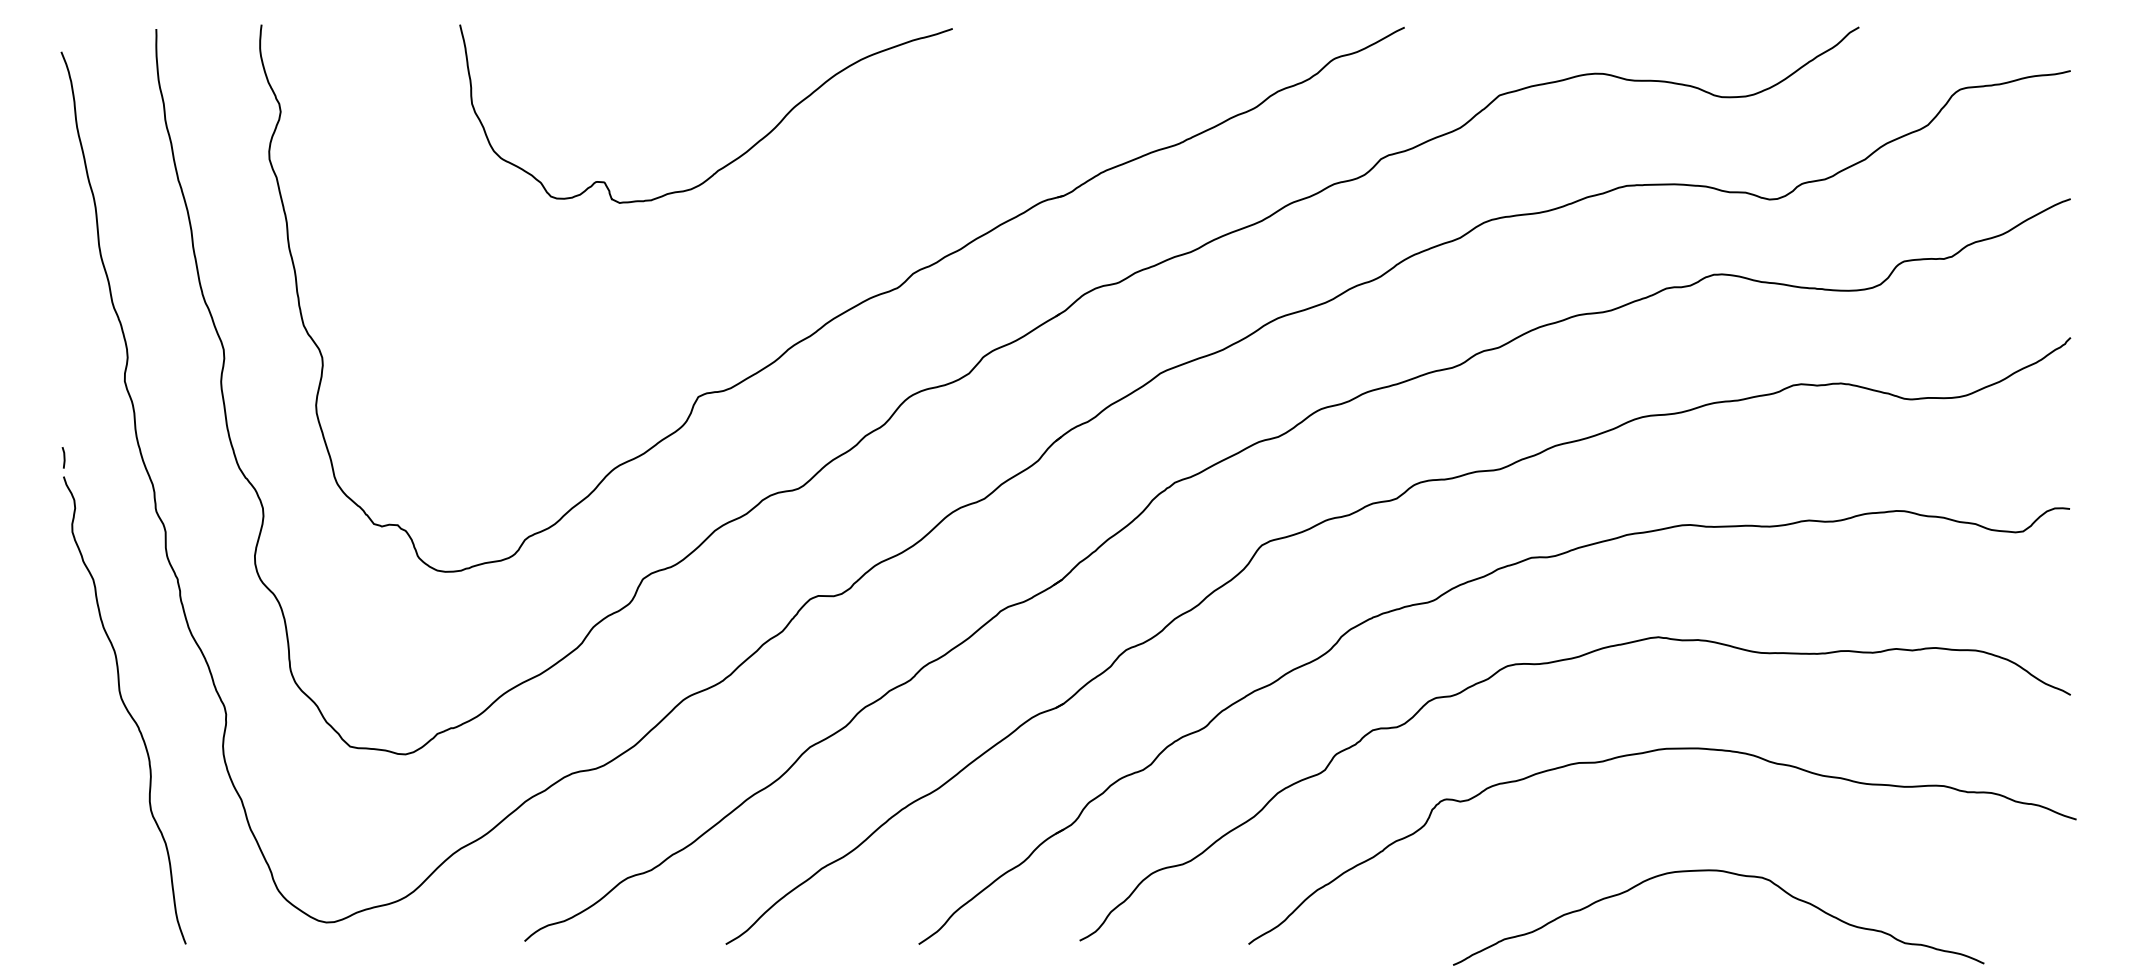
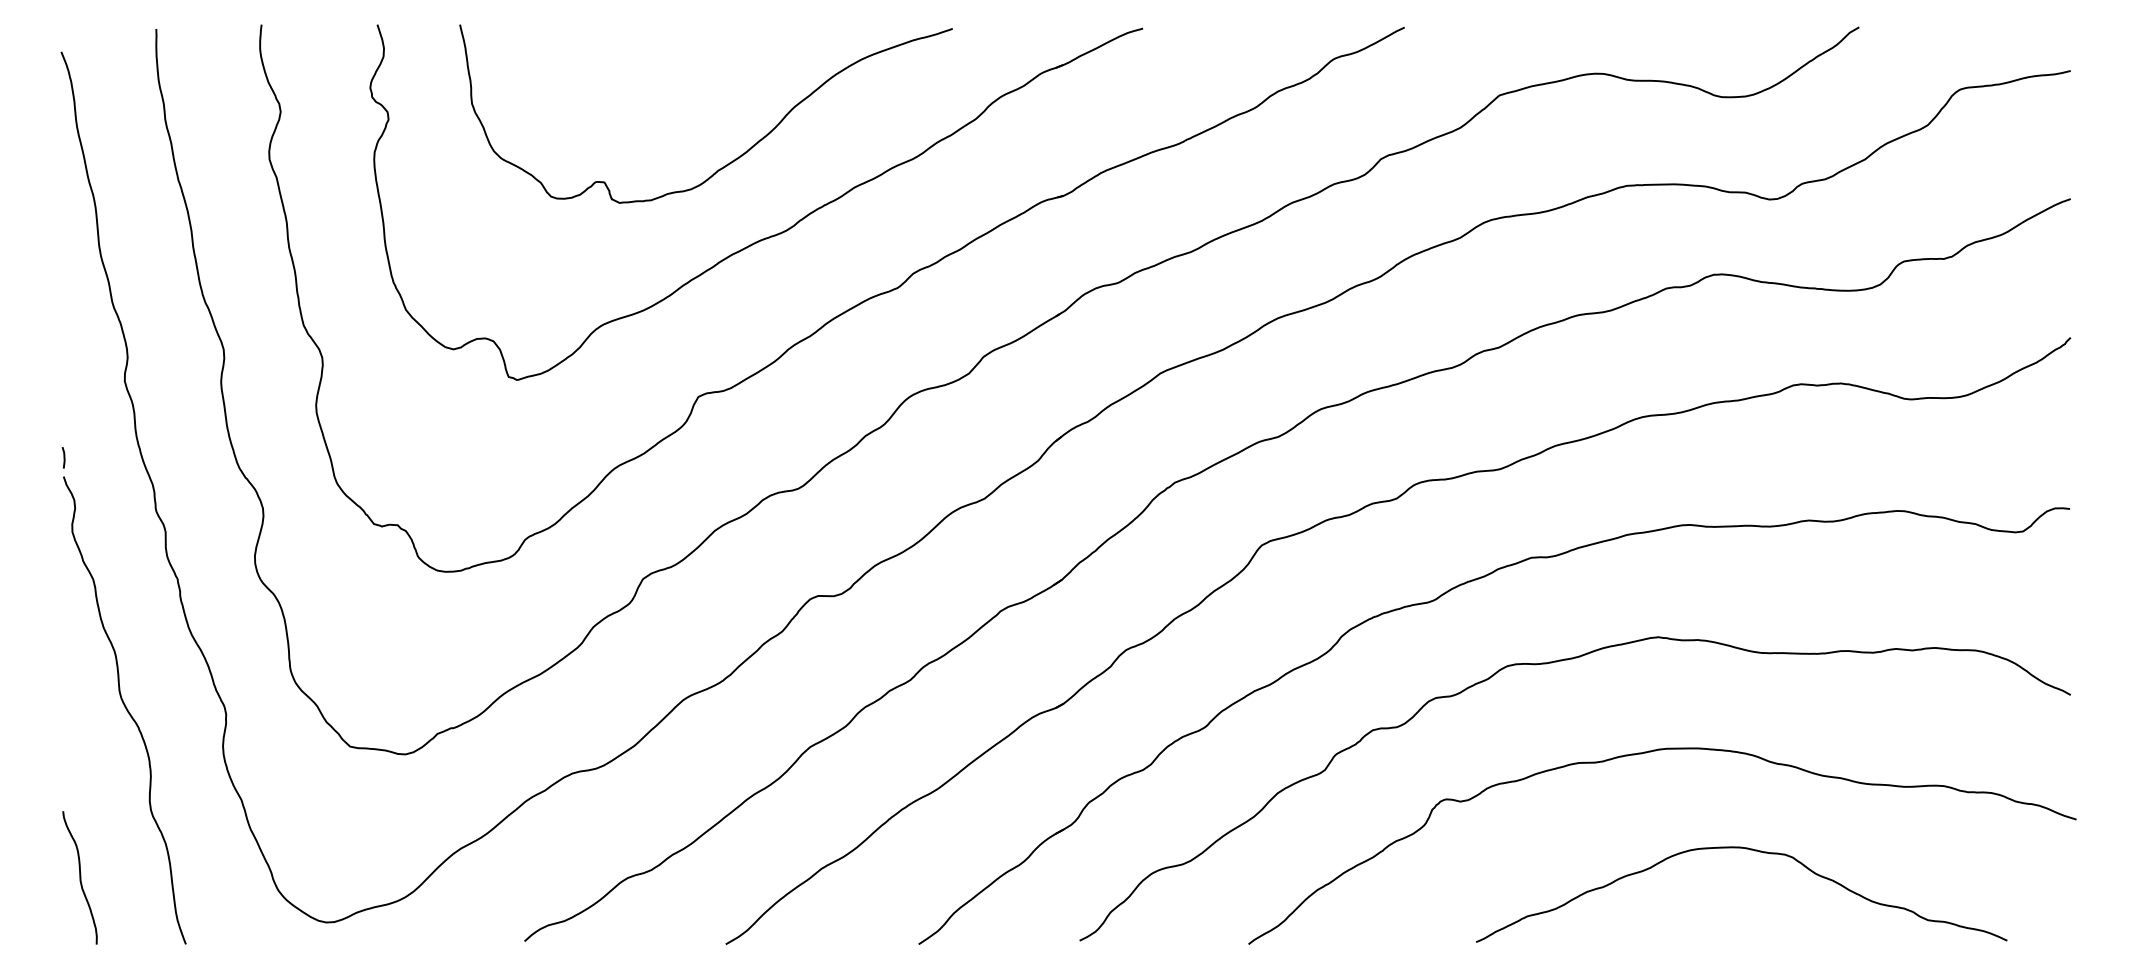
part: none -> present (770, 235)
curve position: (1727, 873) -> (1750, 850) (1750, 850)
curve: none -> present (79, 877)
